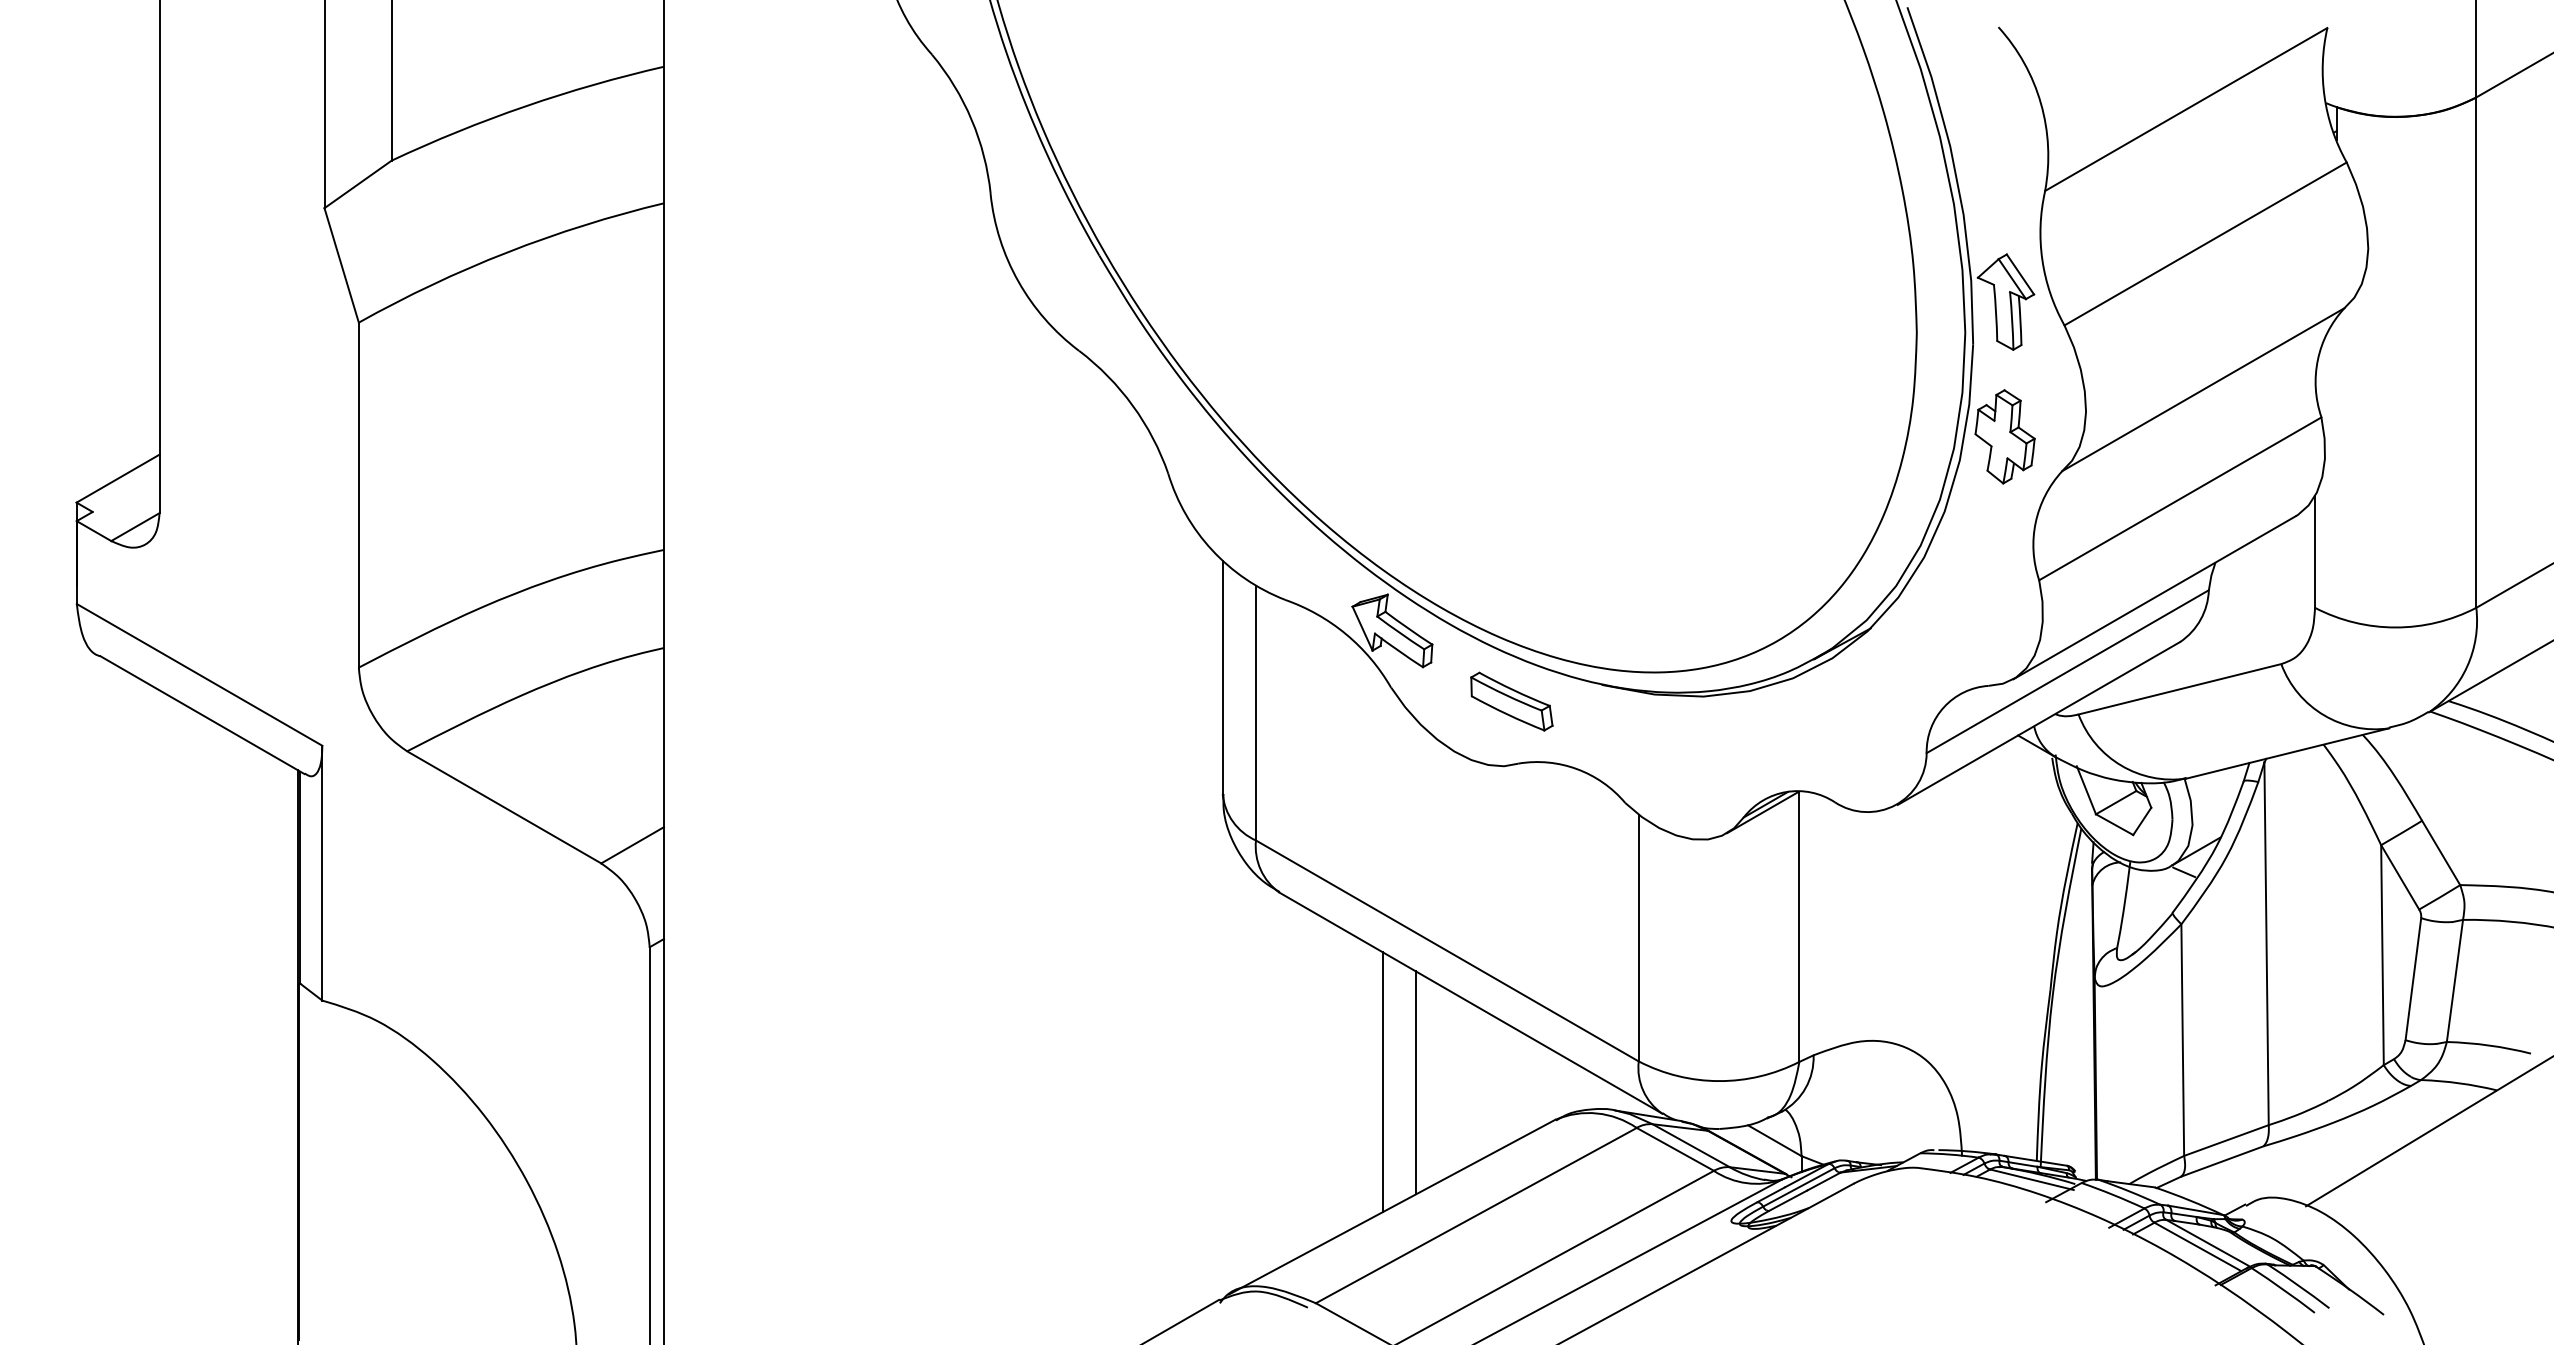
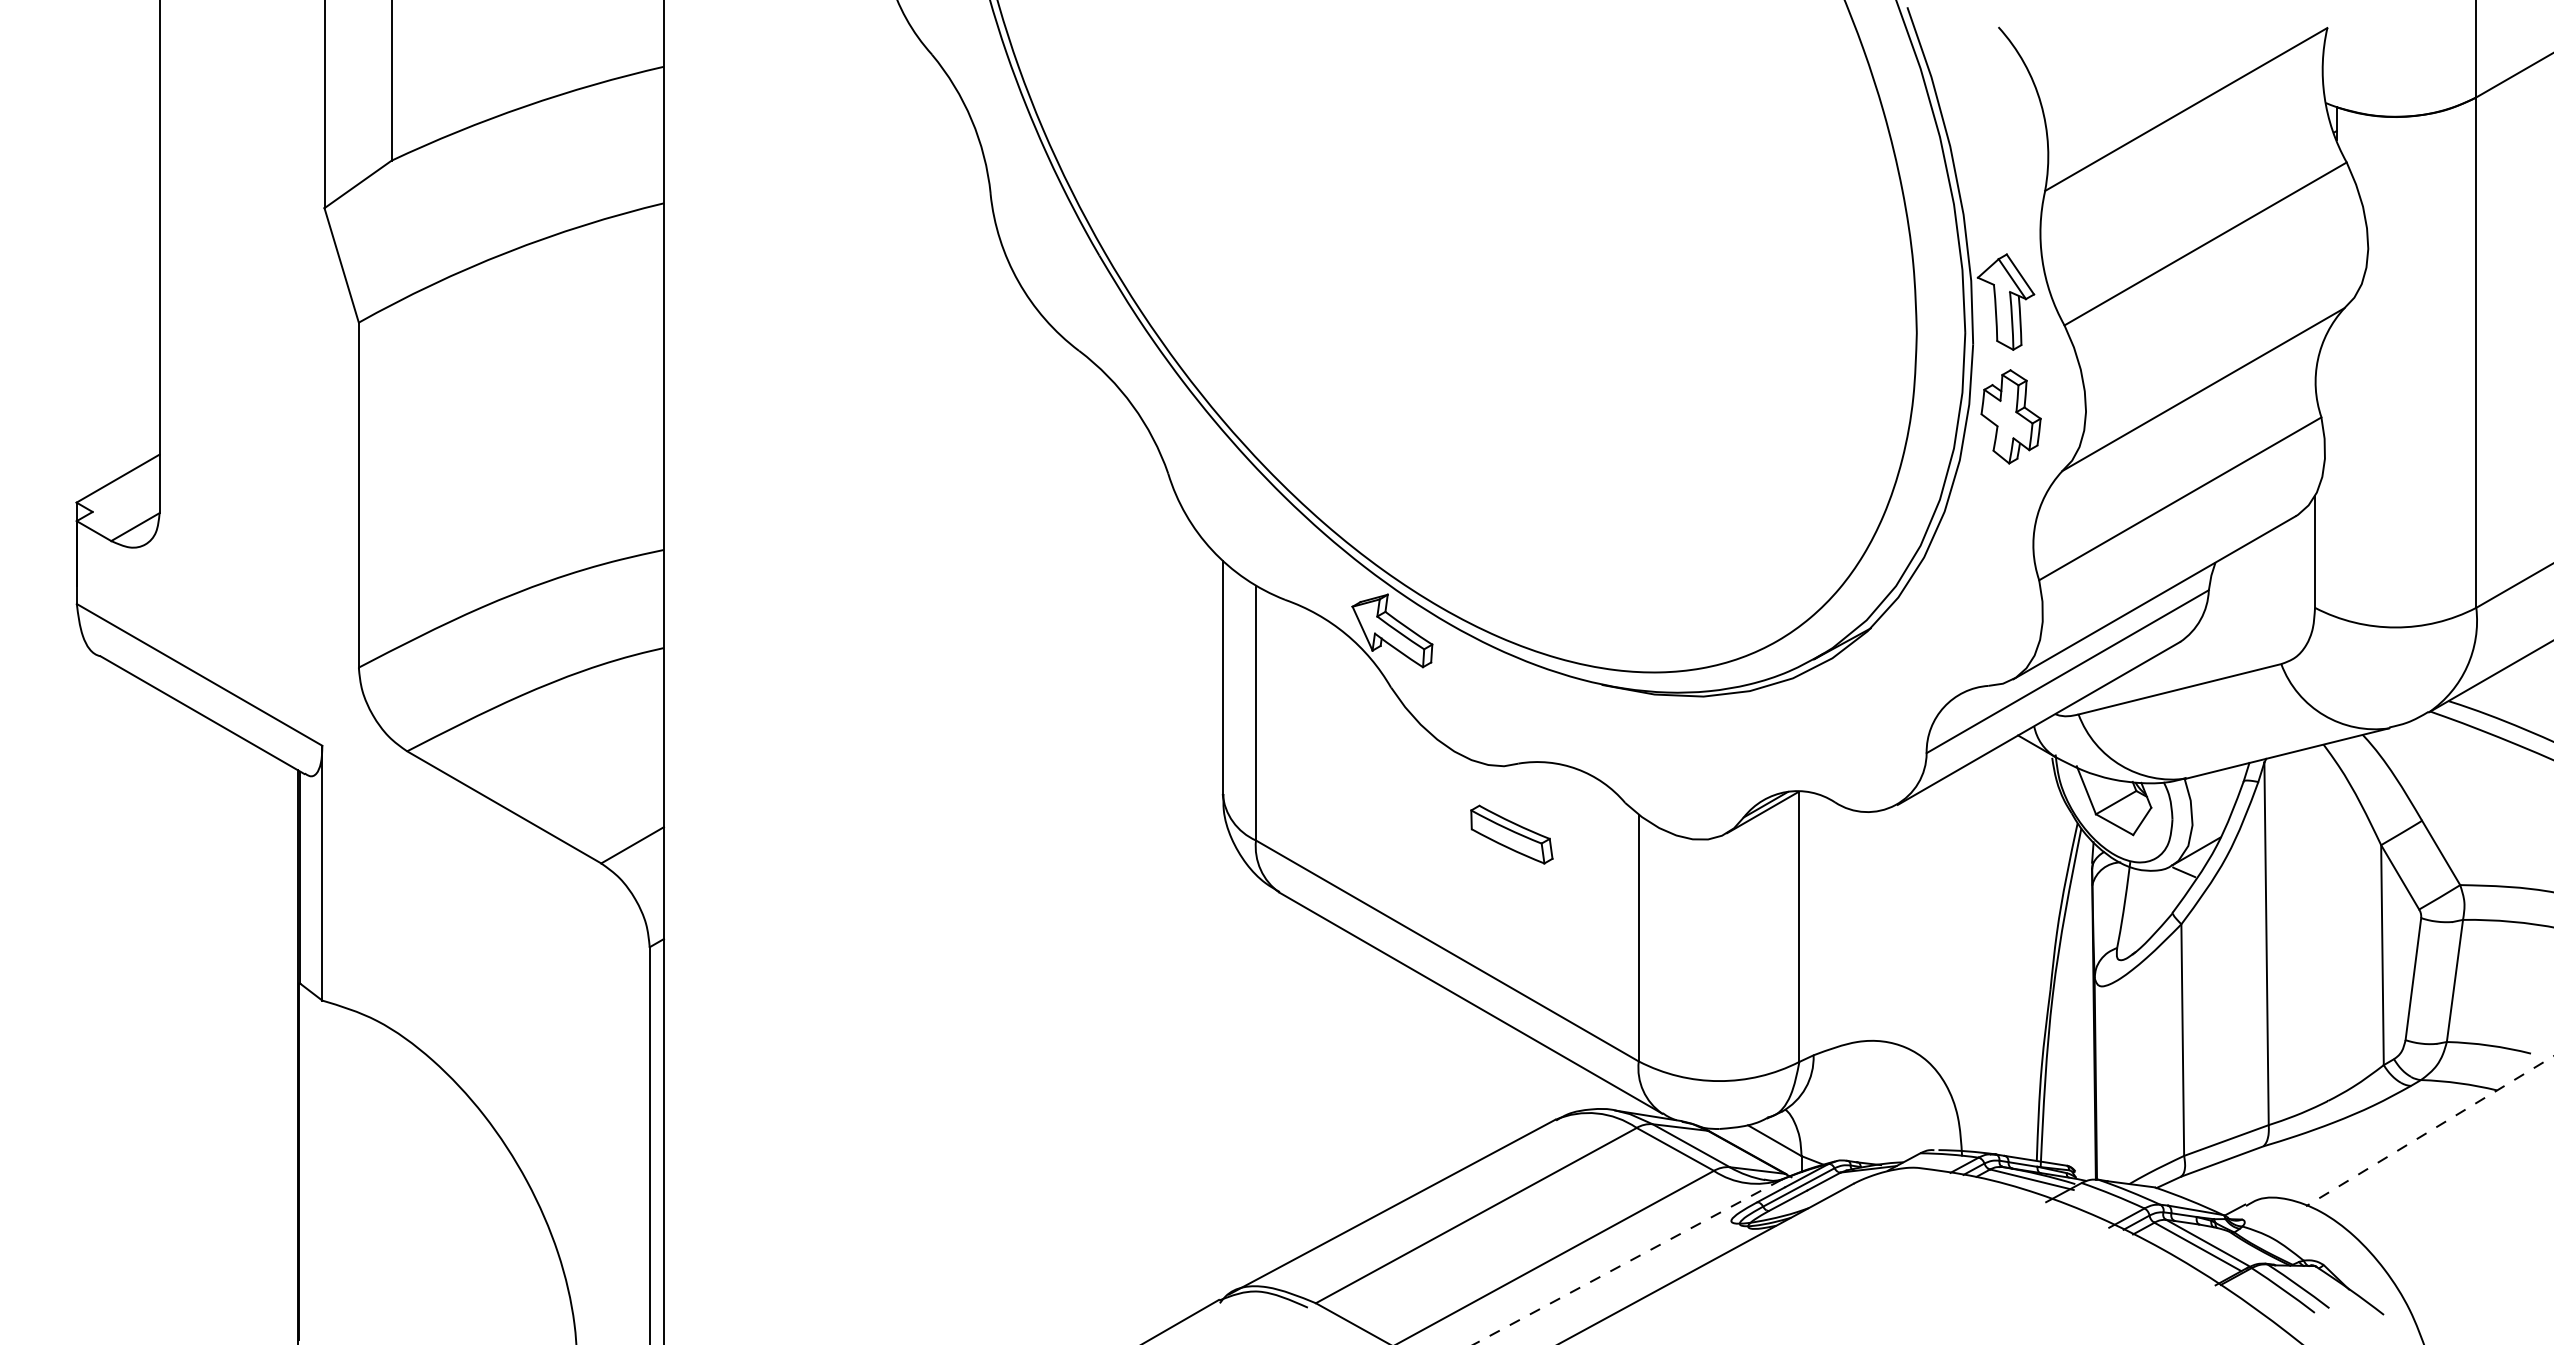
part position: (2004, 436) -> (2010, 416) (2010, 416)
part position: (1511, 701) -> (1511, 834) (1511, 834)
line: present -> none (1382, 1082)
line: present -> none (1415, 1082)
line: solid -> dashed (2429, 1131)
line: solid -> dashed (1627, 1262)
